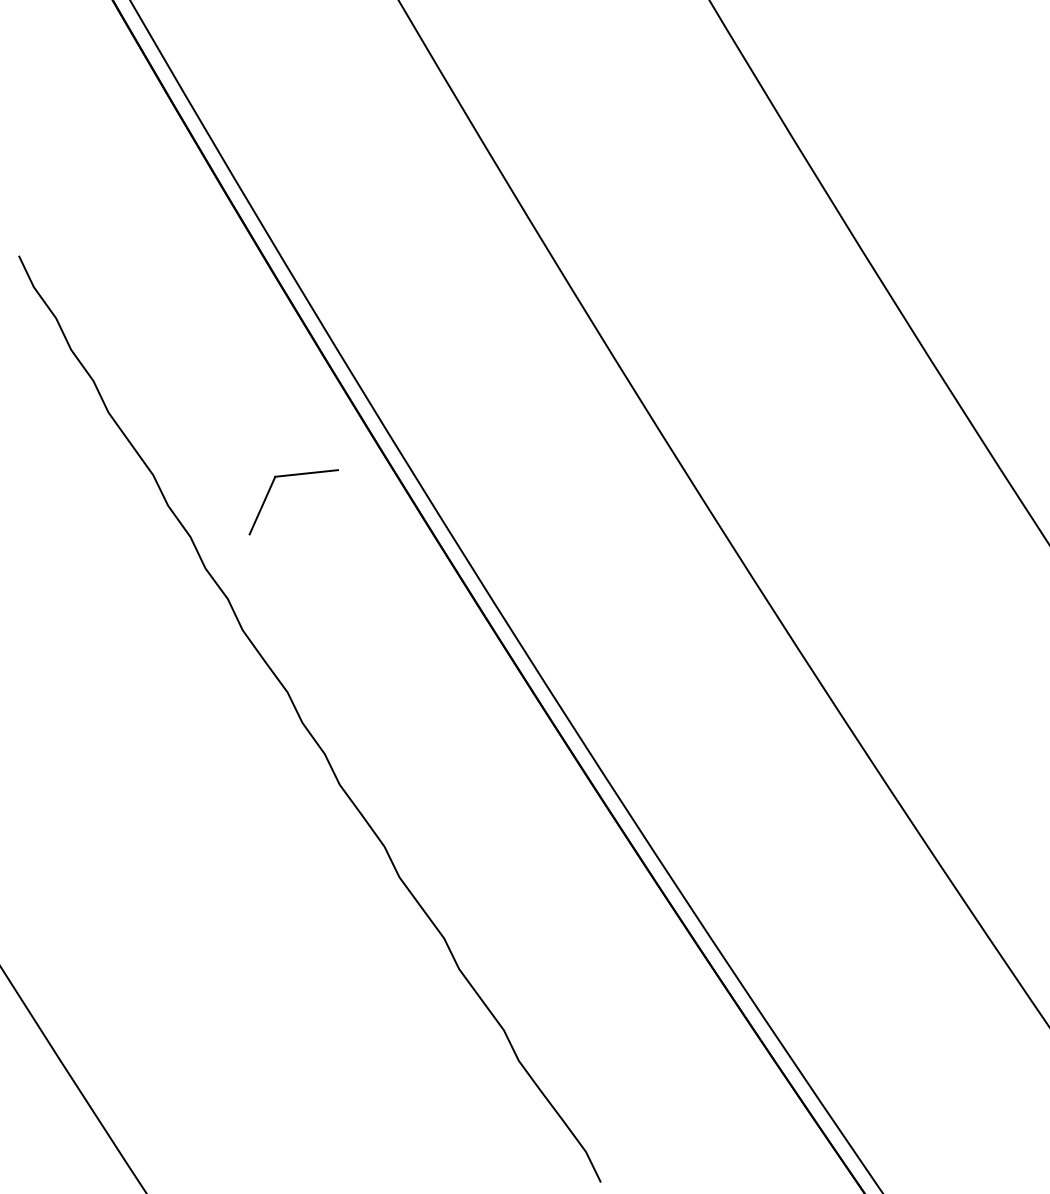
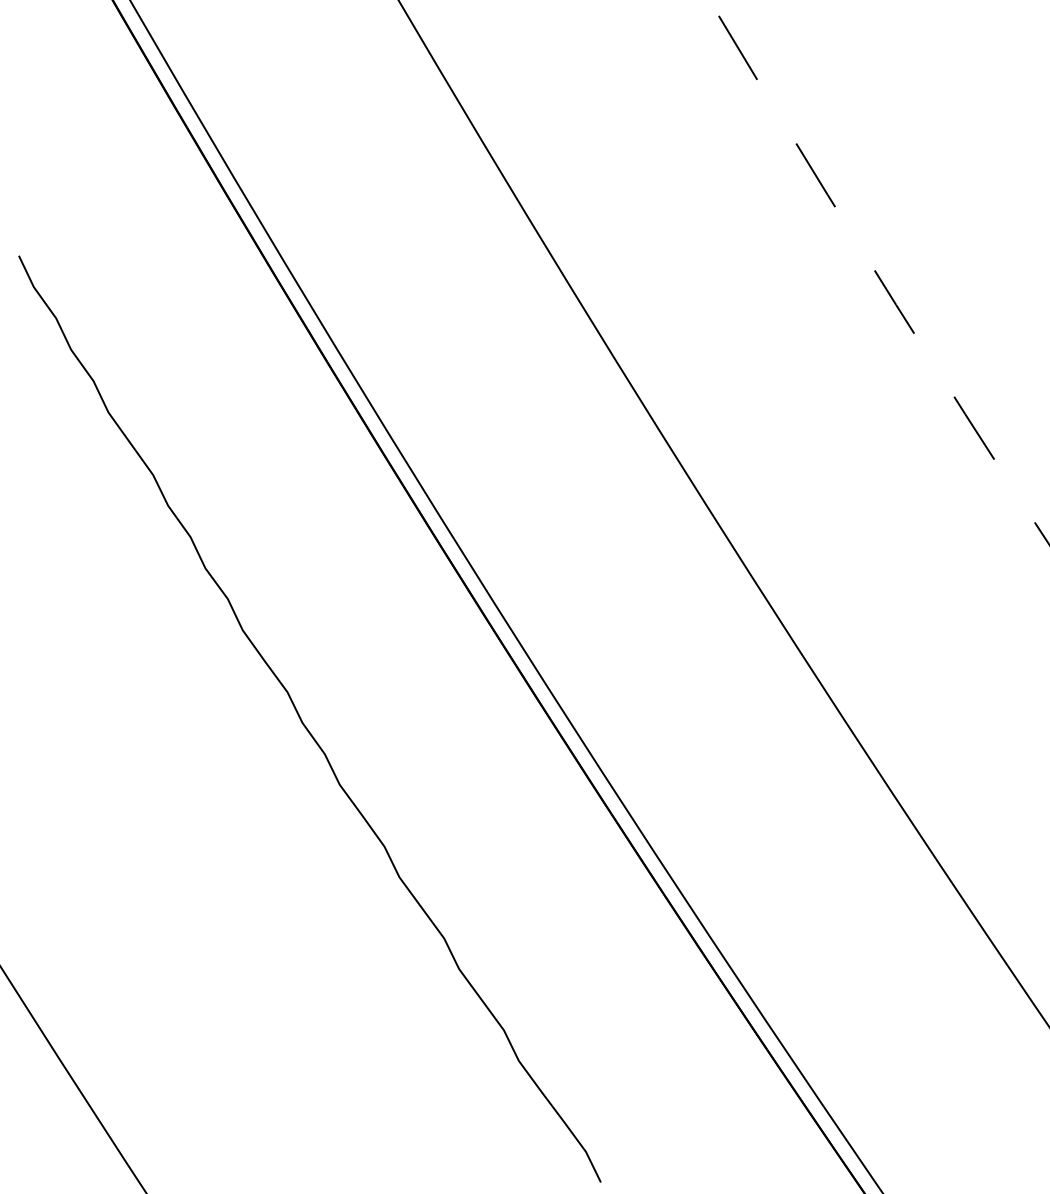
arc: solid -> dashed (877, 275)
part: present -> none (270, 490)
